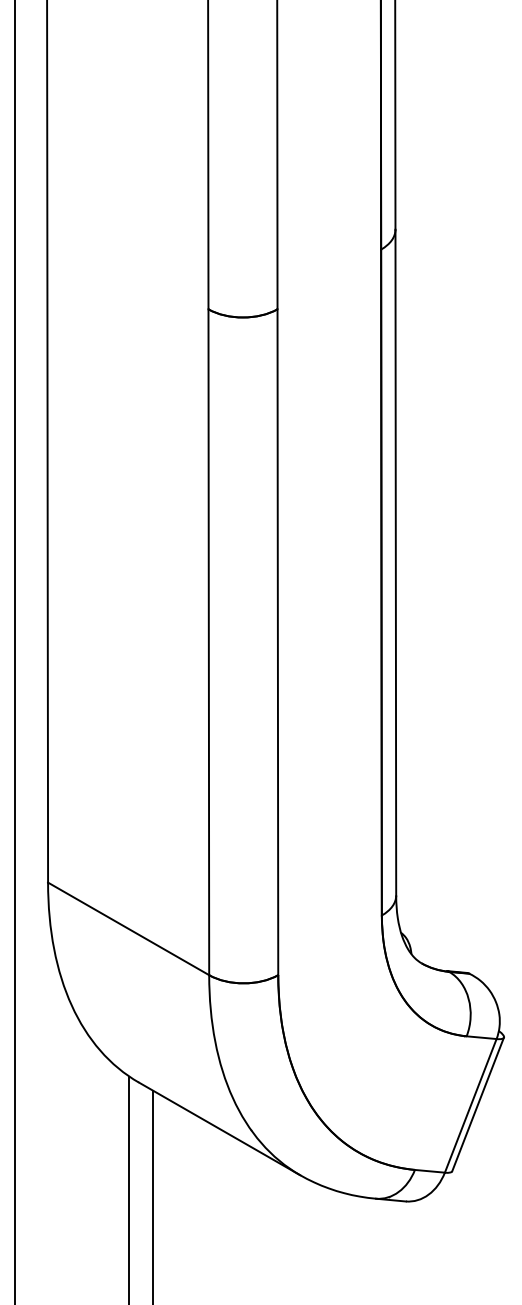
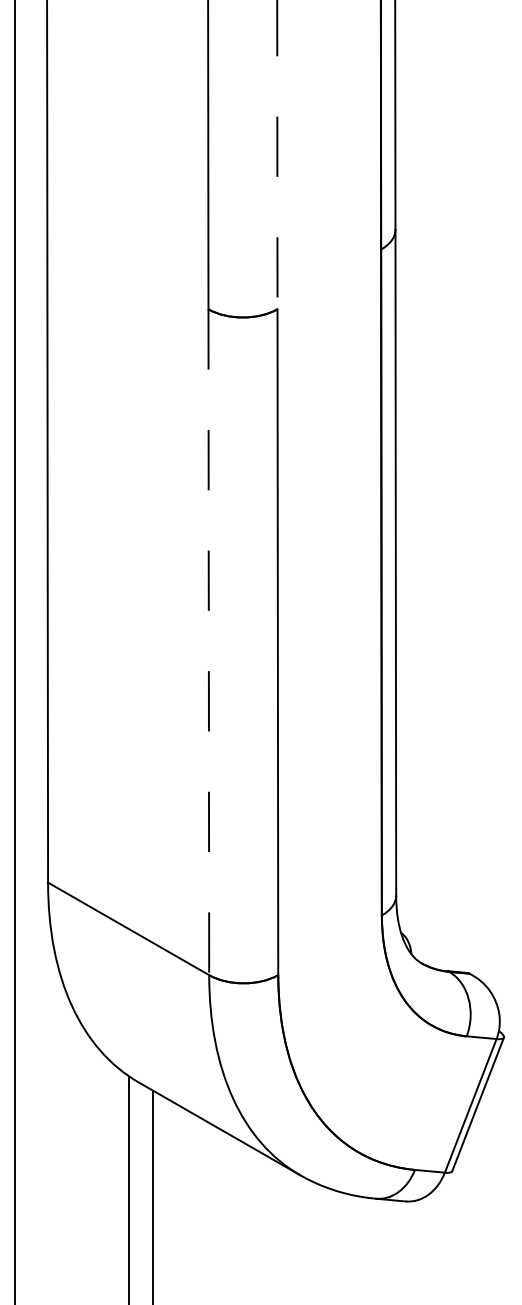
line: solid -> dashed (277, 155)
line: solid -> dashed (208, 642)
